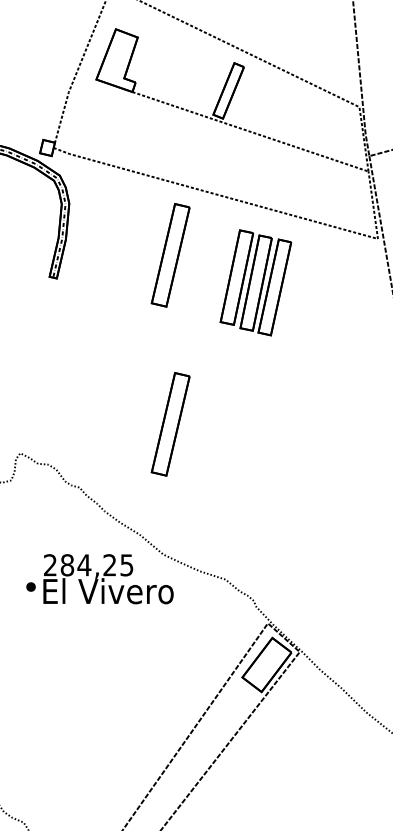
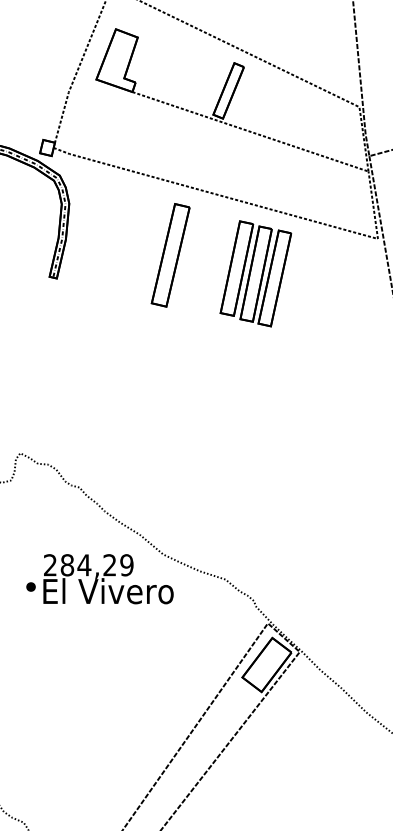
part position: (255, 282) -> (255, 273) (255, 273)
part: present -> none (170, 424)
text: 284,25 -> 284,29 (126, 565)
